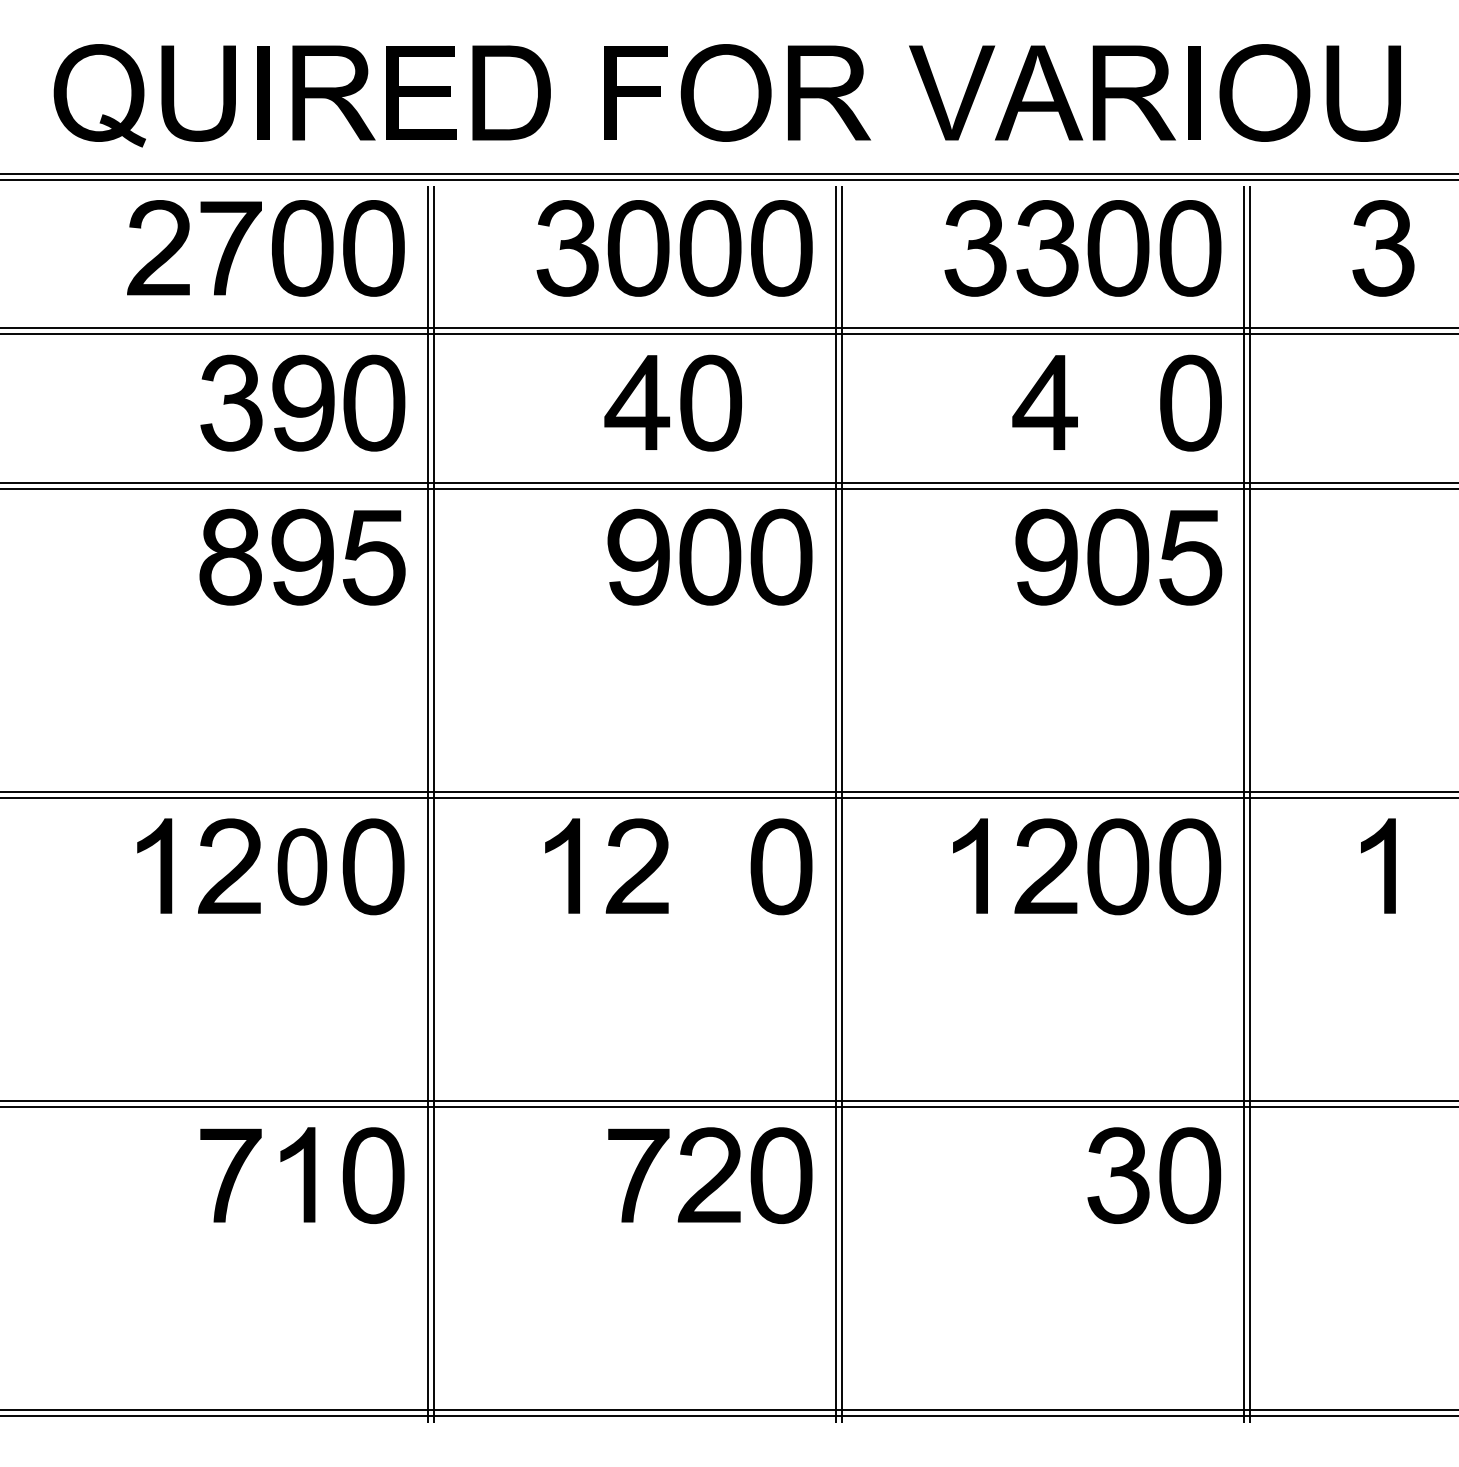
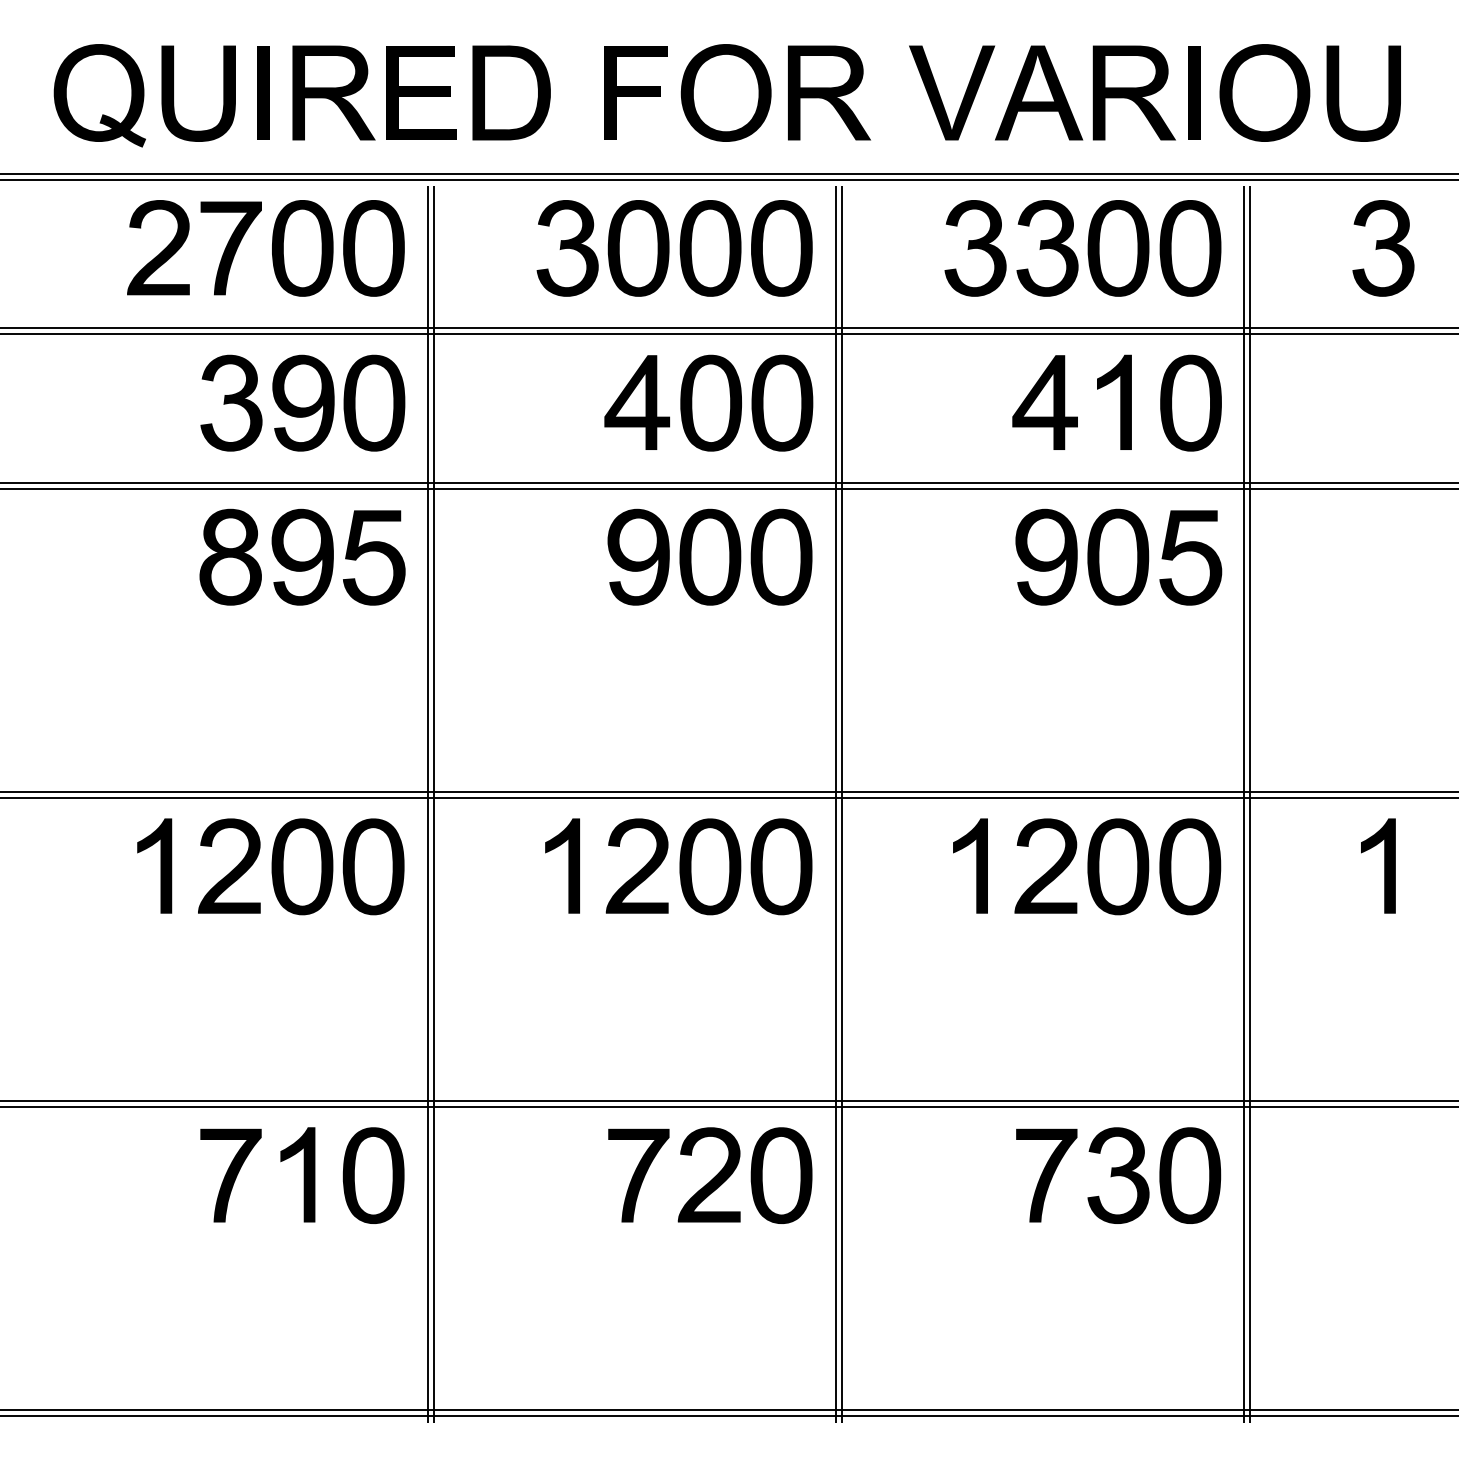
part: none -> present (782, 402)
fill: none -> present (1113, 402)
part size: 51x78 px -> 63x98 px (302, 866)
part: none -> present (710, 866)
fill: none -> present (1046, 1175)
